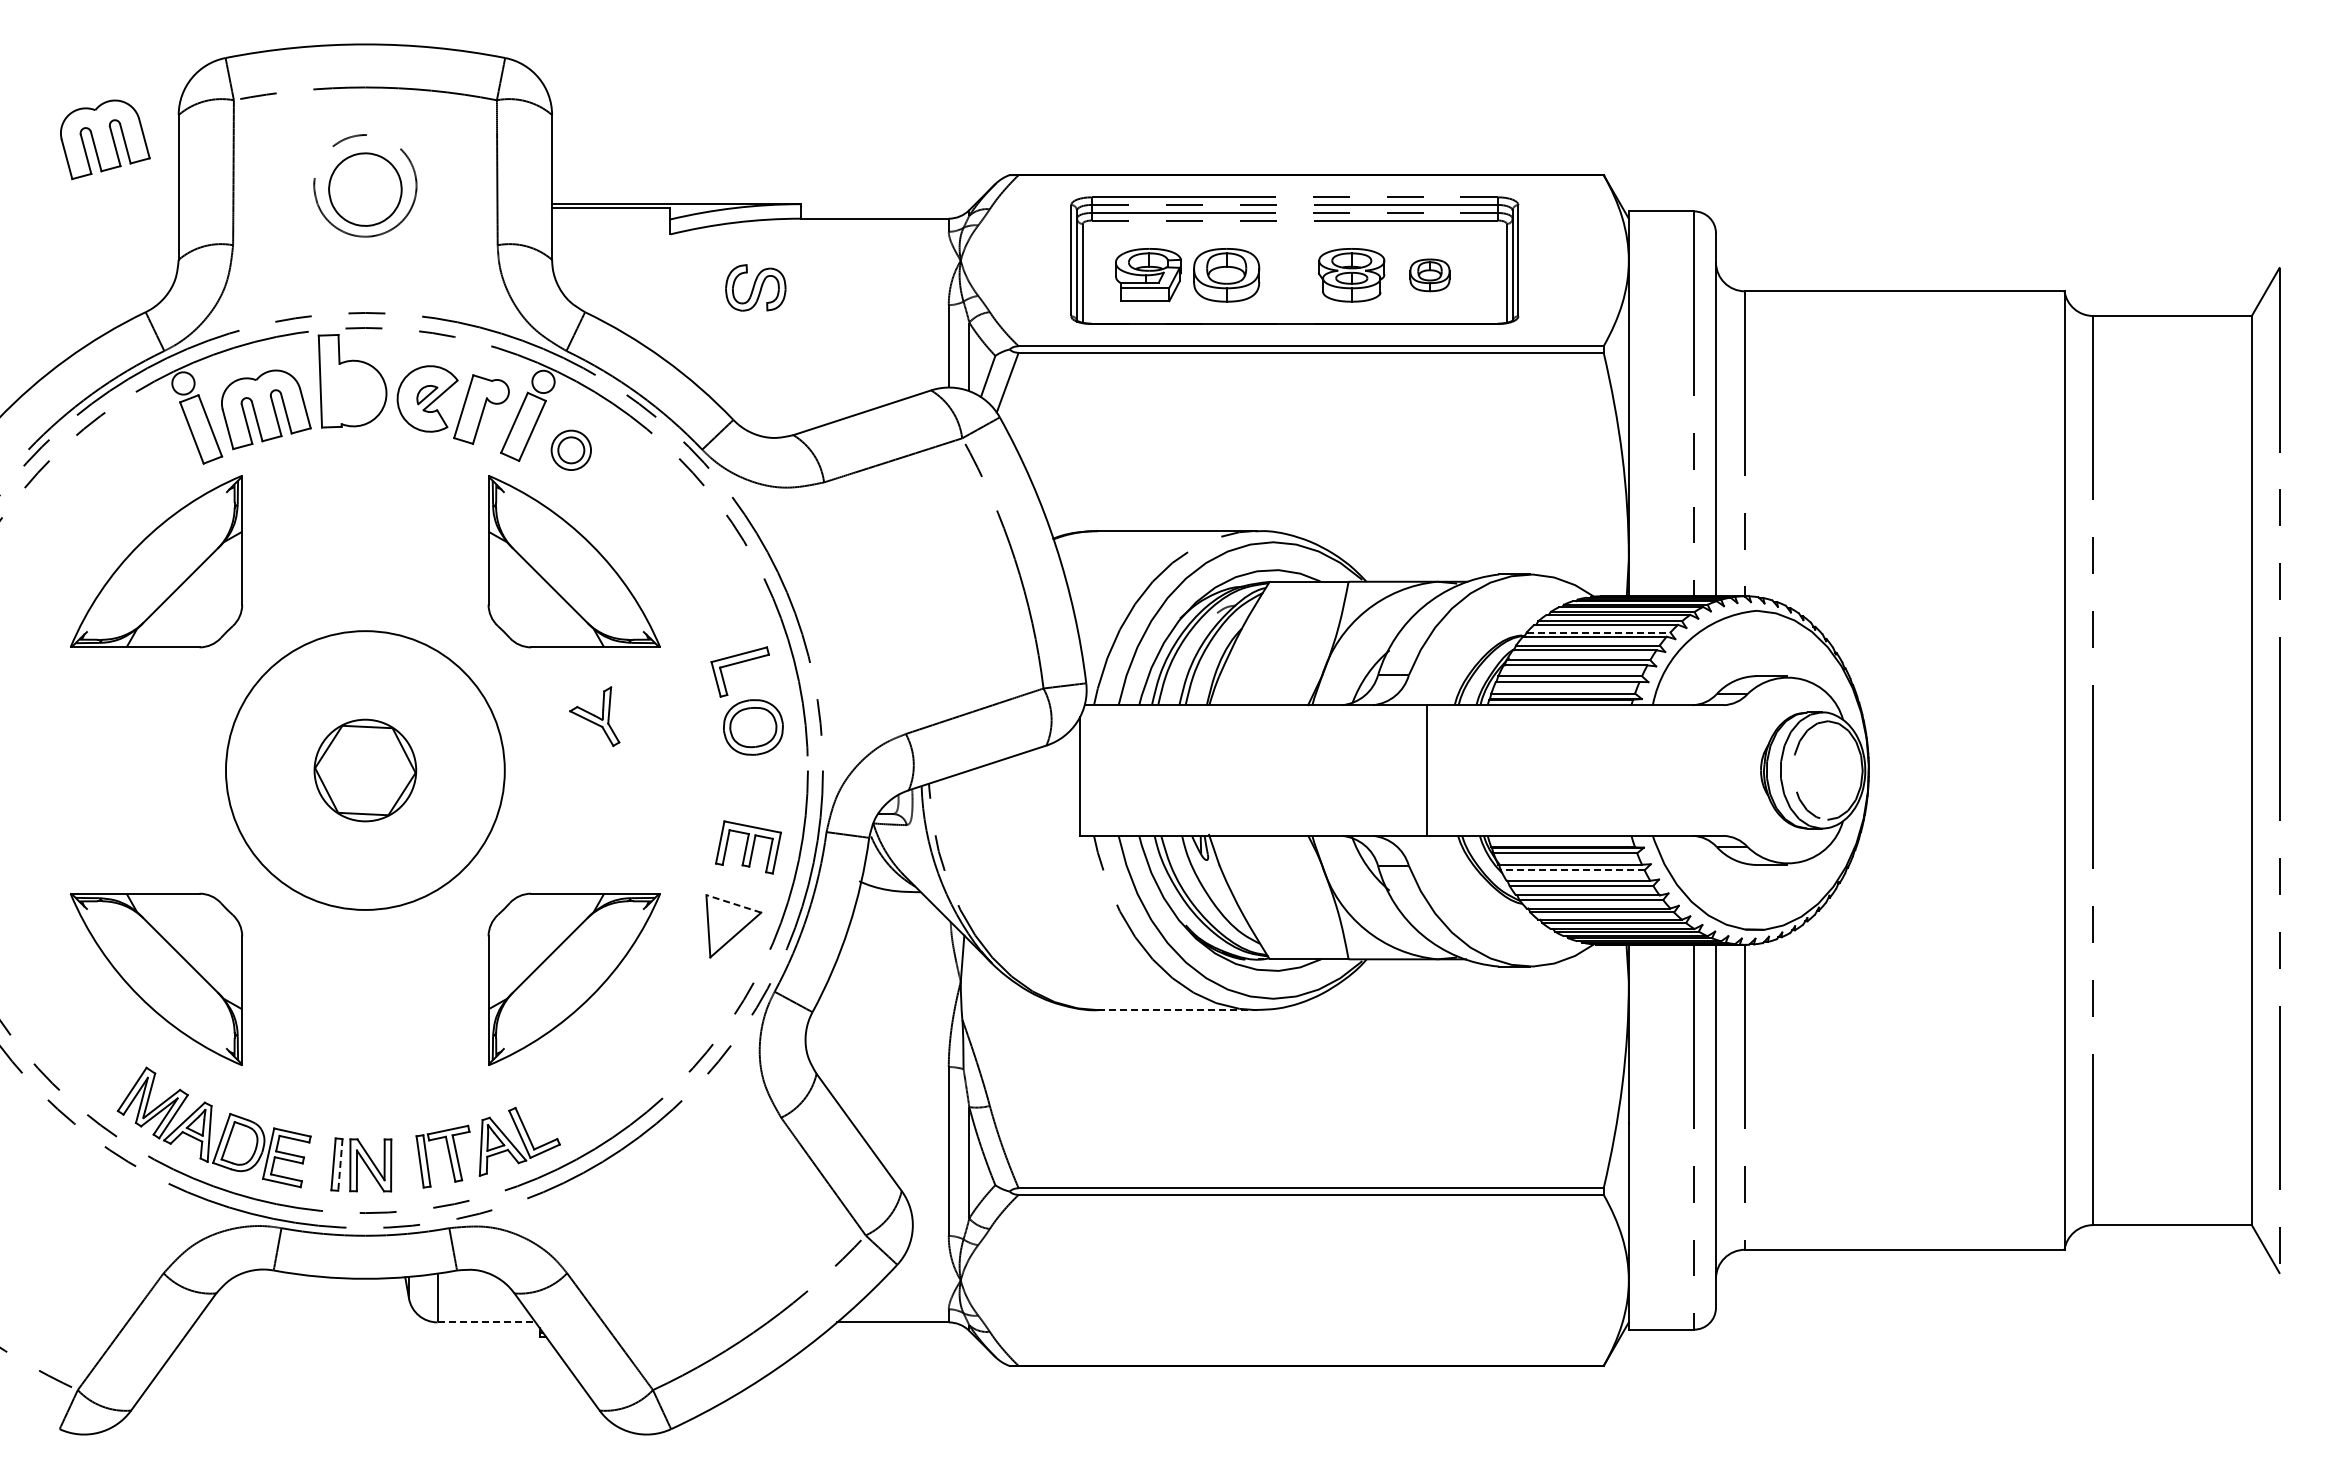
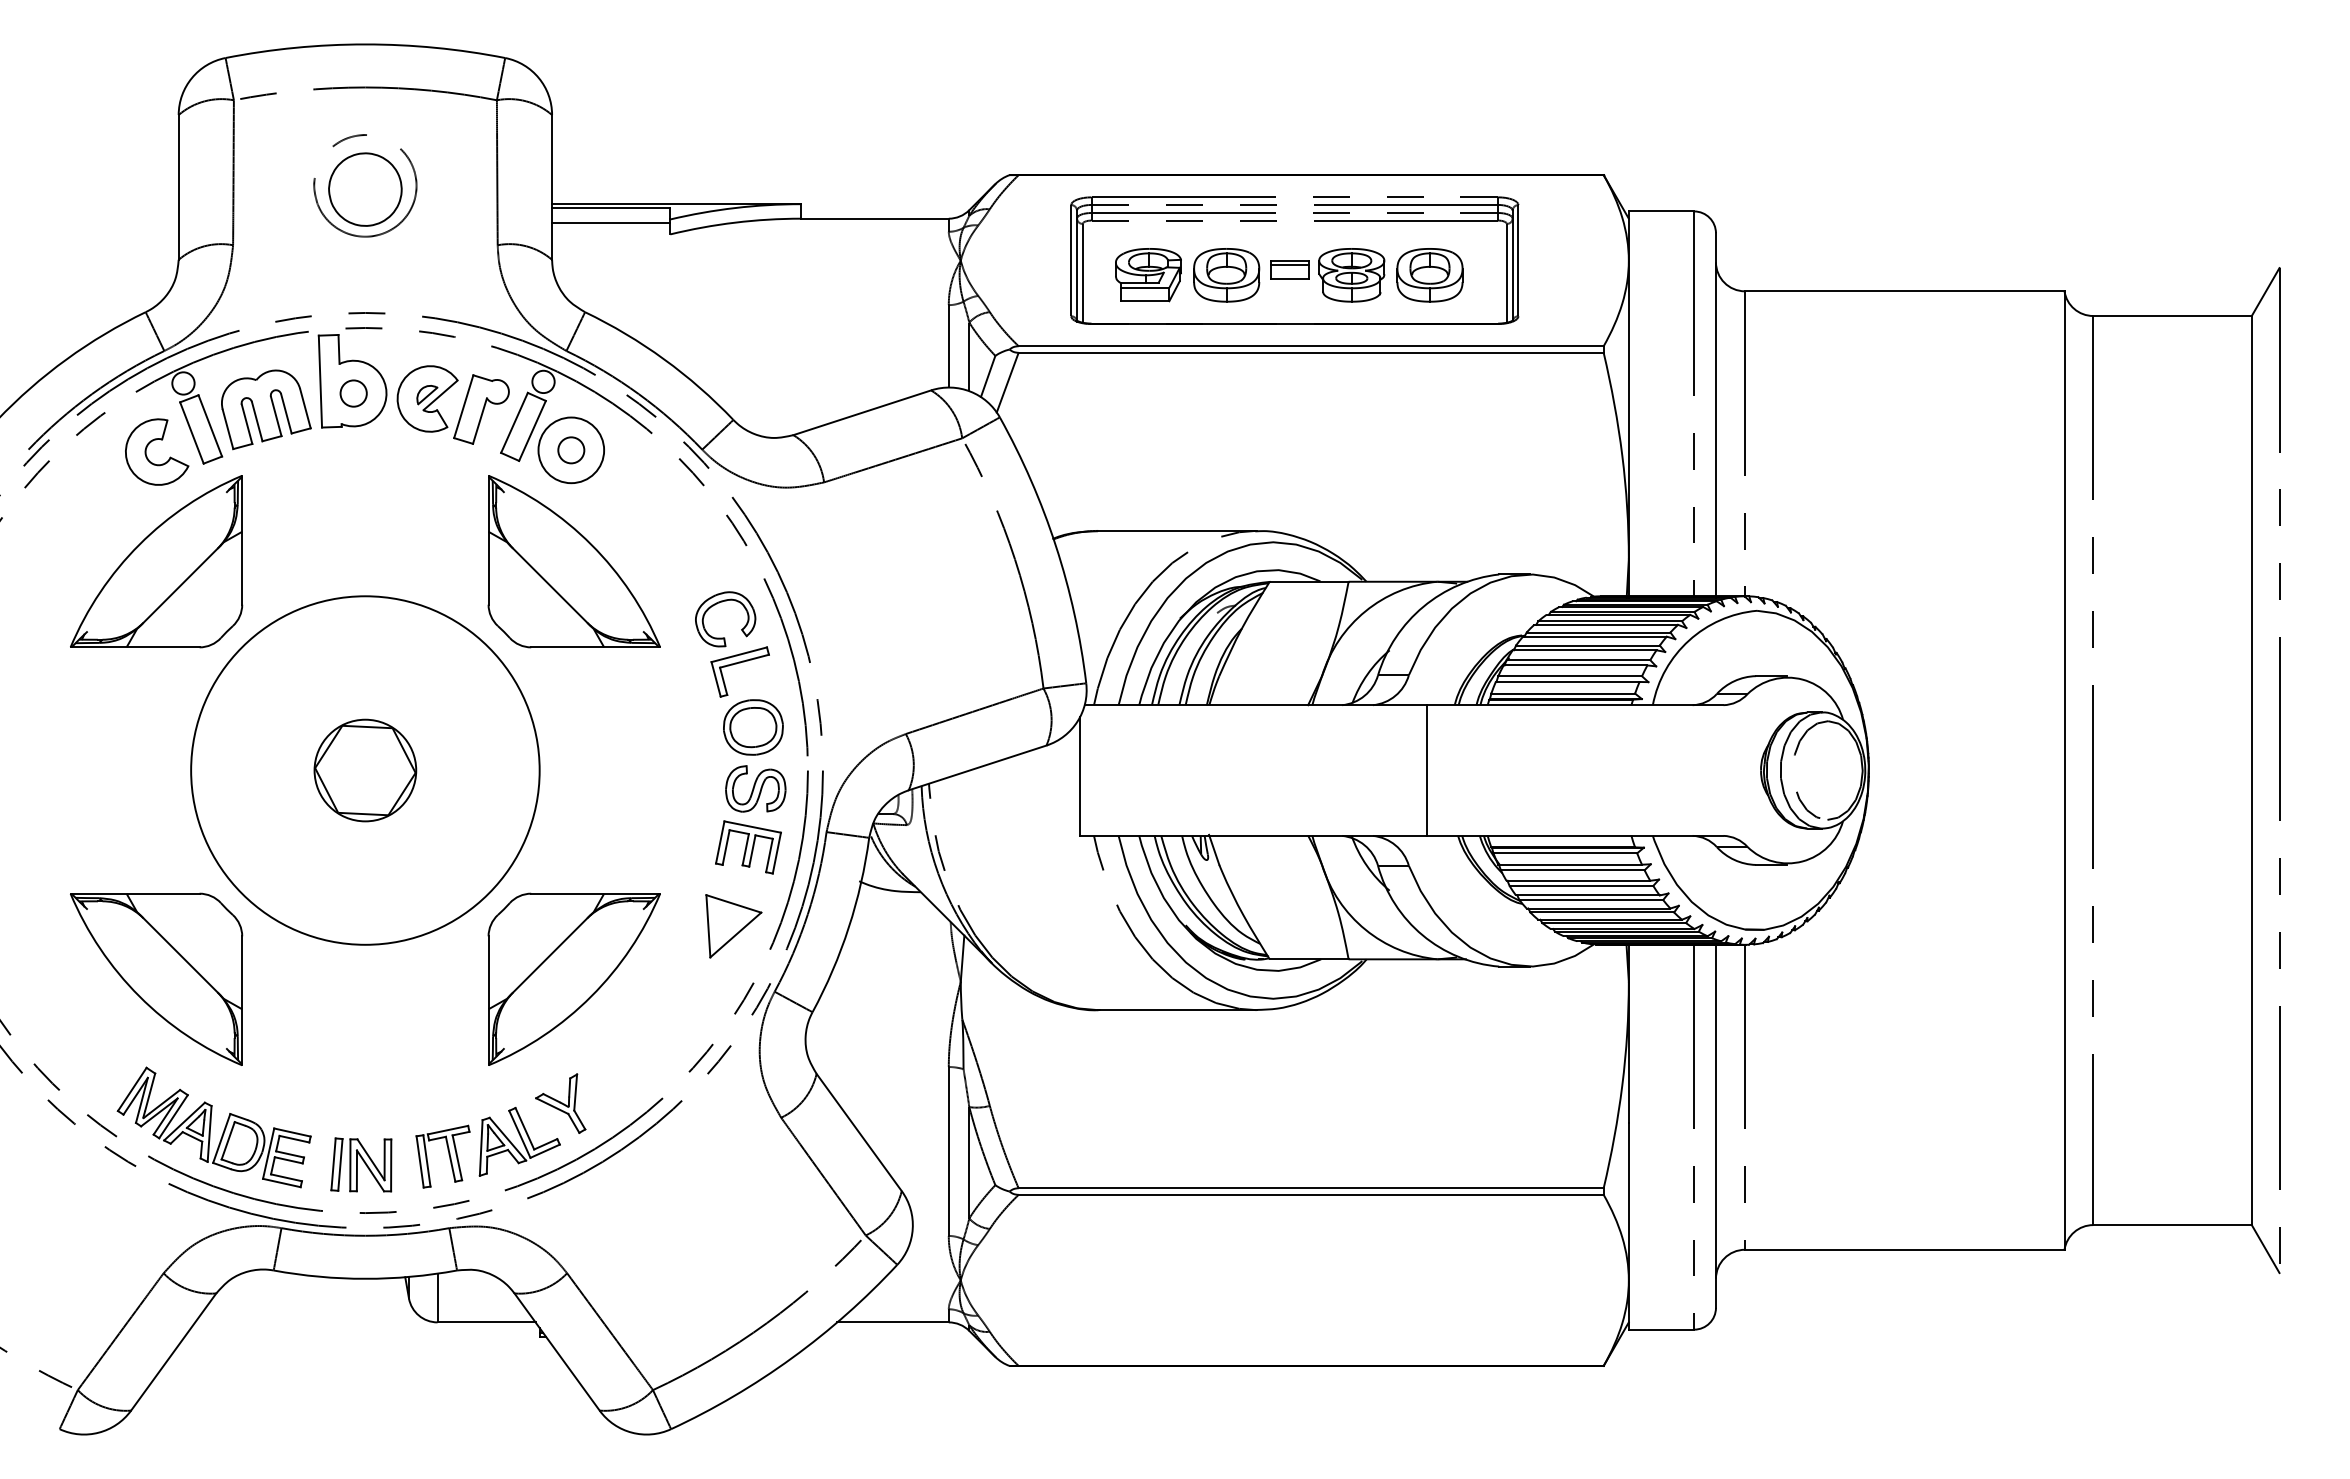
part: present -> none (105, 139)
line: none -> present (611, 222)
part: none -> present (1289, 269)
part size: 42x35 px -> 68x55 px (1429, 275)
part position: (755, 287) -> (755, 788) (755, 788)
circle: none -> present (353, 393)
part: none -> present (150, 443)
circle diameter: 39 px -> 66 px (571, 450)
part: none -> present (717, 604)
line: dashed -> solid (1598, 632)
part position: (594, 716) -> (560, 1103) (560, 1103)
circle diameter: 279 px -> 349 px (365, 770)
line: dashed -> solid (1572, 870)
line: dashed -> solid (733, 903)
line: dashed -> solid (1178, 1010)
line: dashed -> solid (340, 1164)
line: dashed -> solid (486, 1322)
